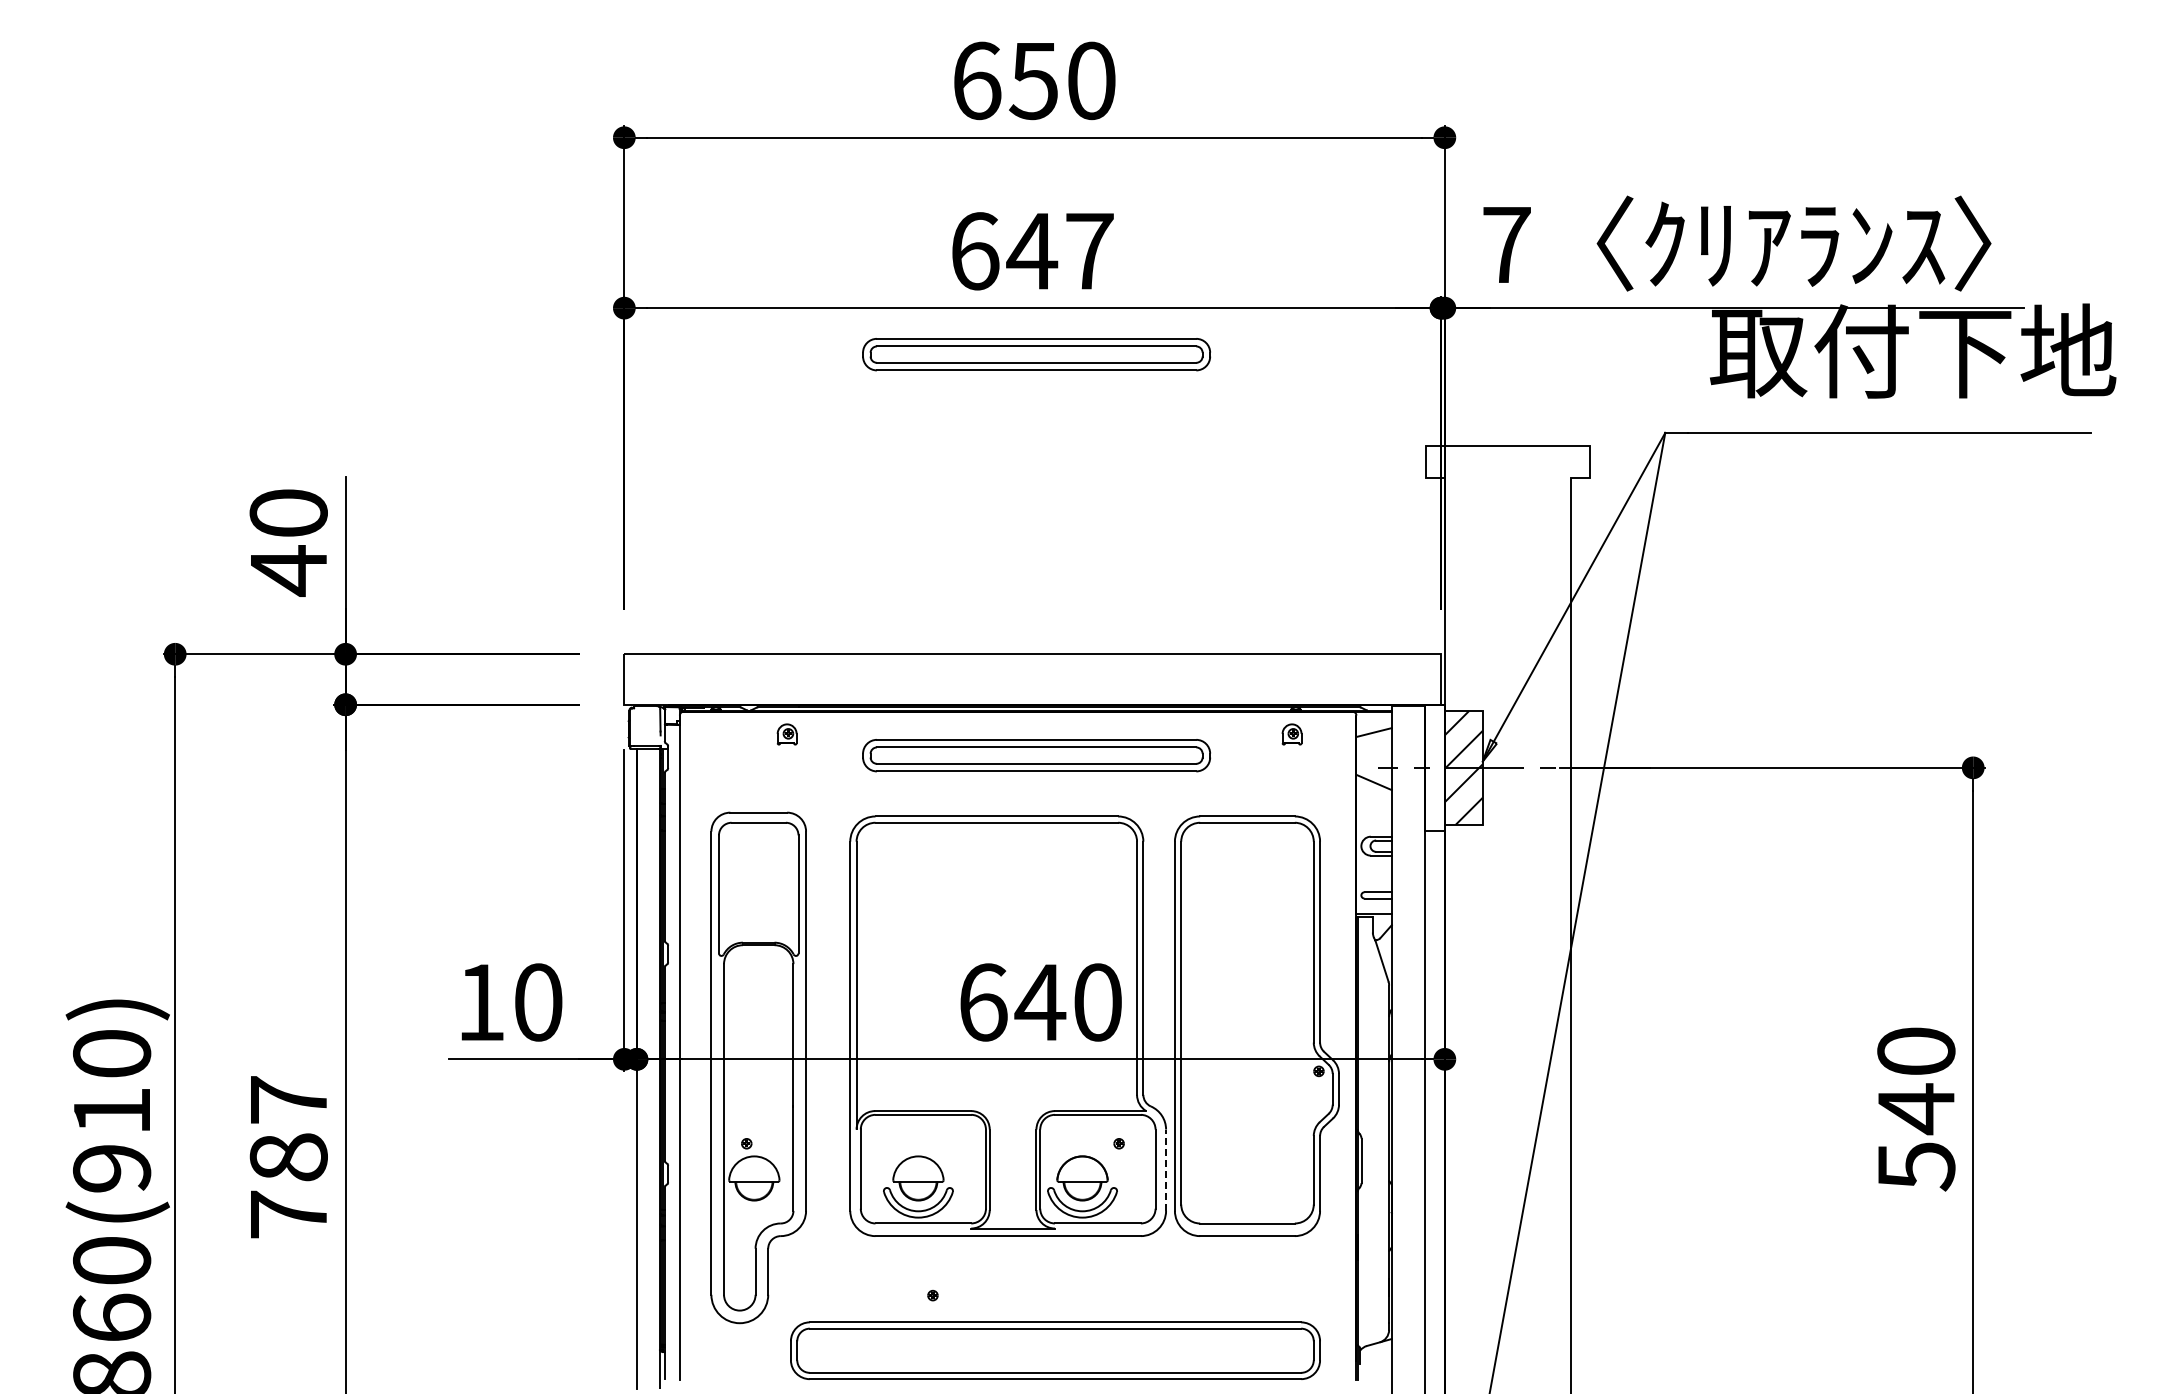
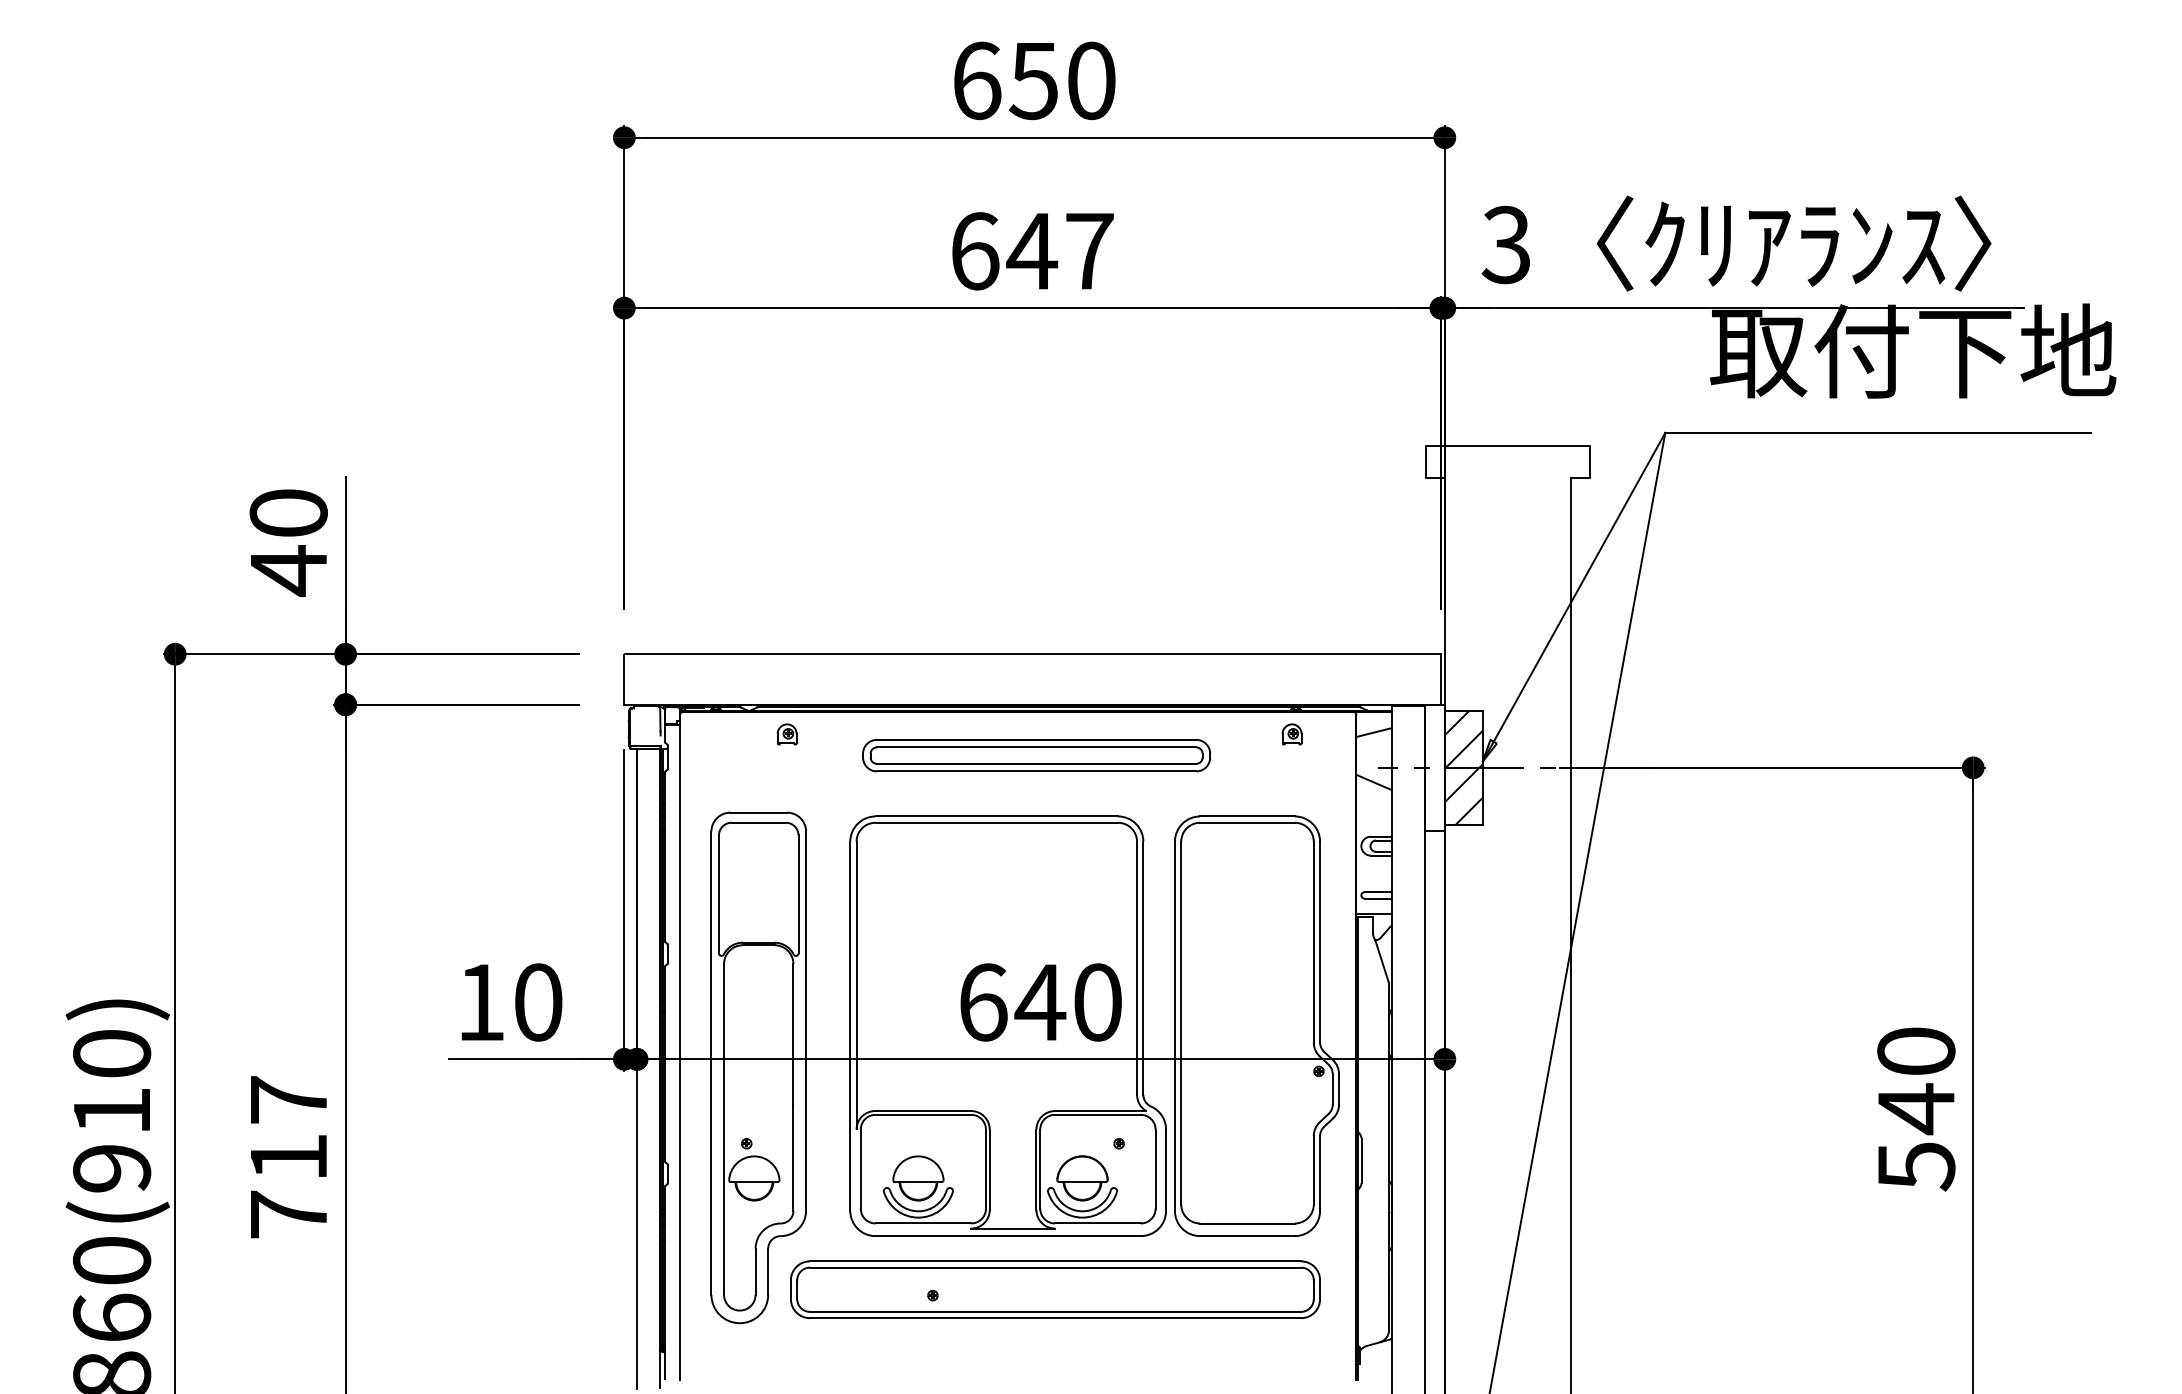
text: 7 -> 3 (1505, 244)
part: present -> none (1036, 354)
text: 787 -> 717 (288, 1157)
line: dashed -> solid (1166, 1170)
part position: (1055, 1350) -> (1055, 1289) (1055, 1289)
